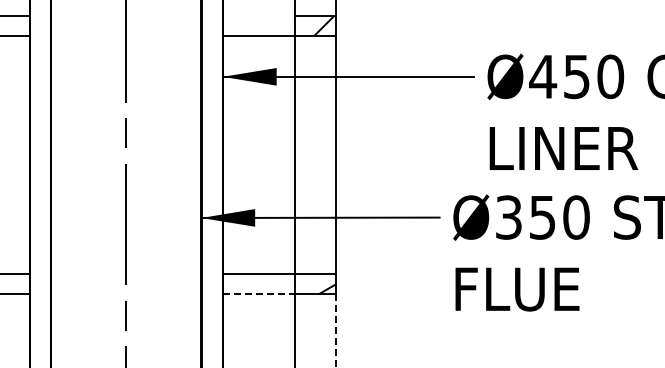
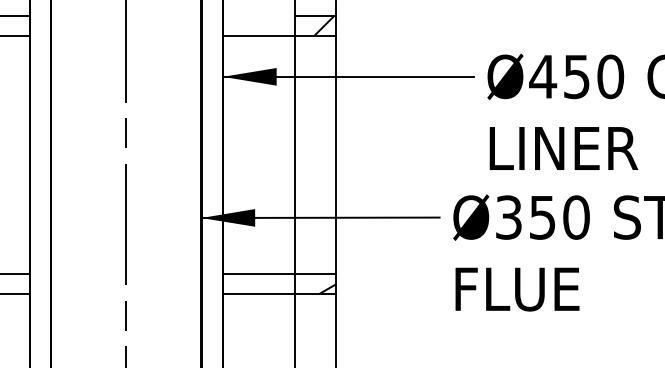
line: dashed -> solid (259, 294)
line: dashed -> solid (335, 330)
